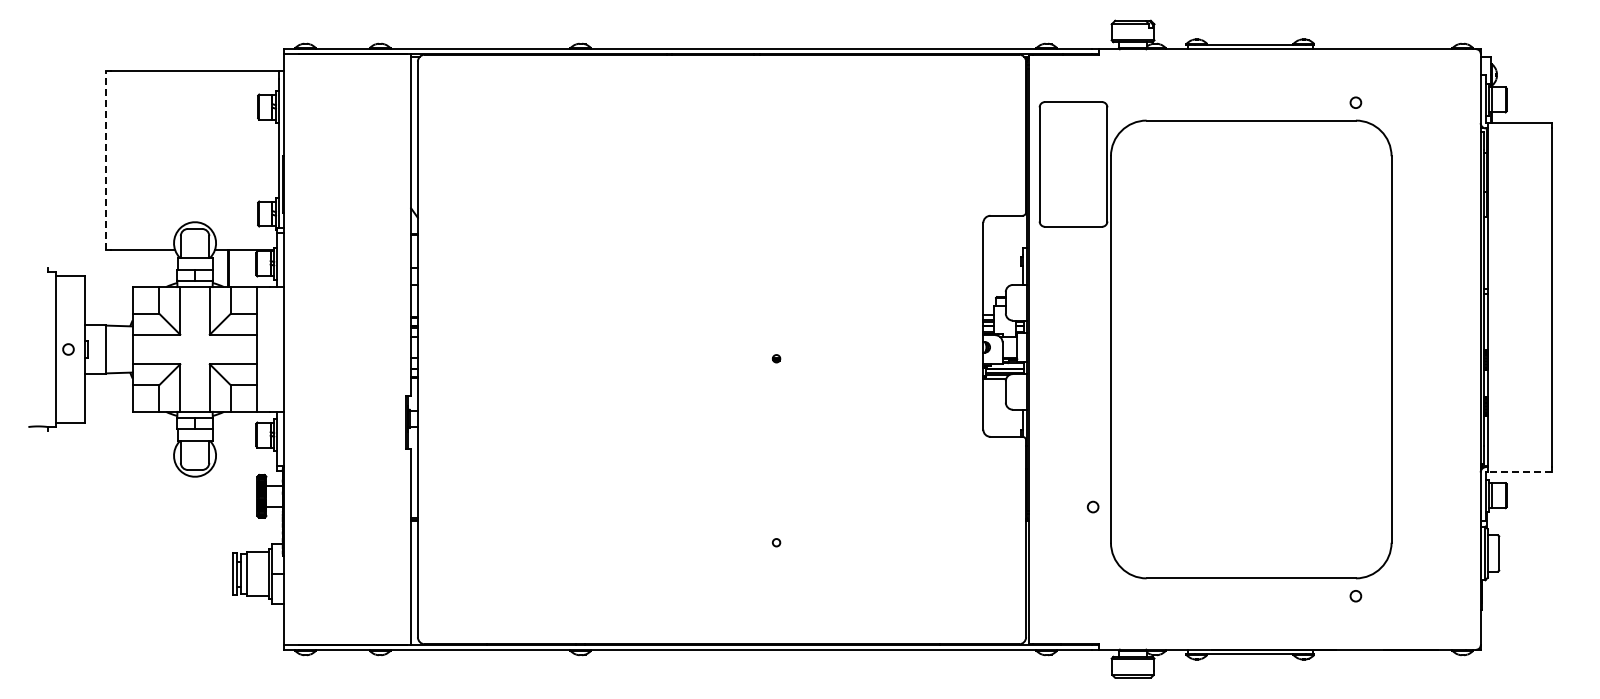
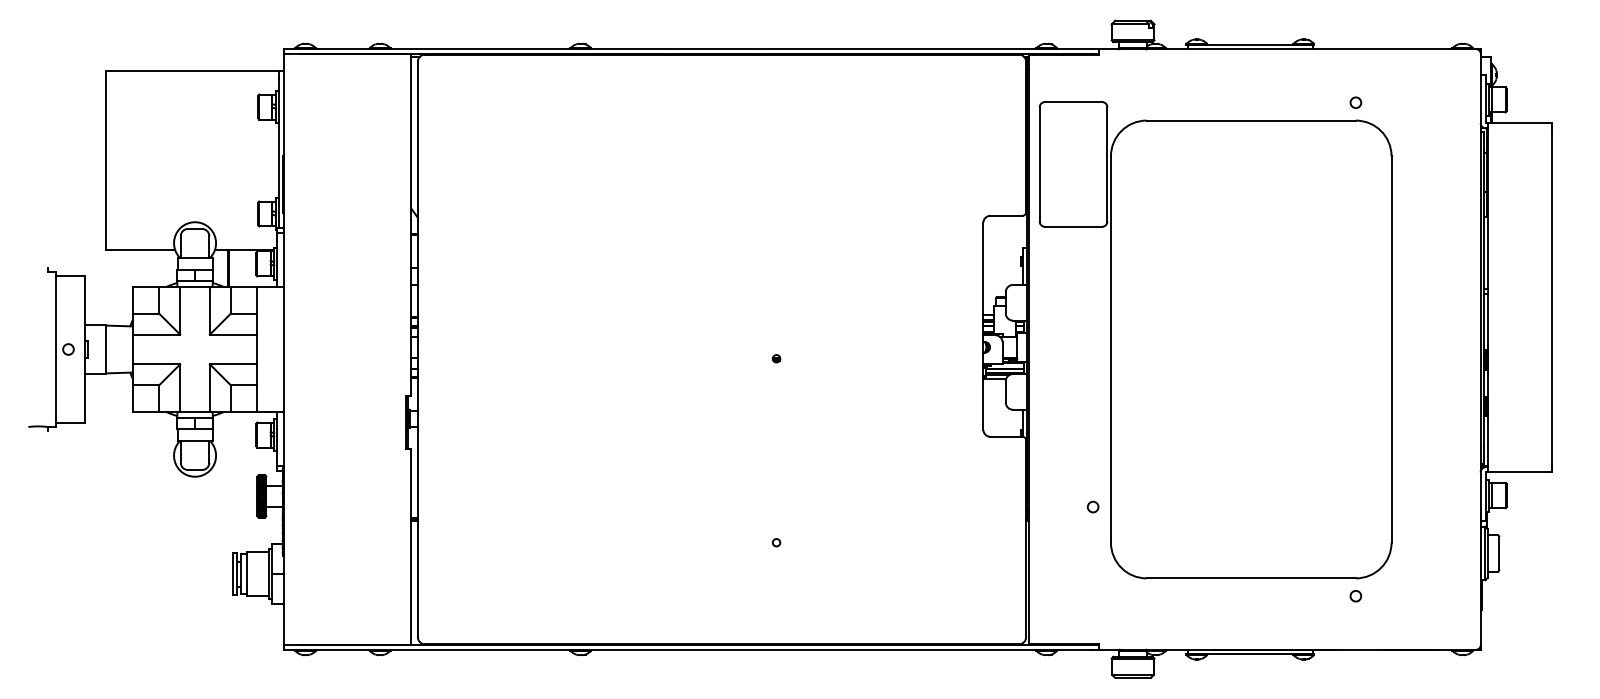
line: dashed -> solid (105, 160)
line: dashed -> solid (1519, 472)
